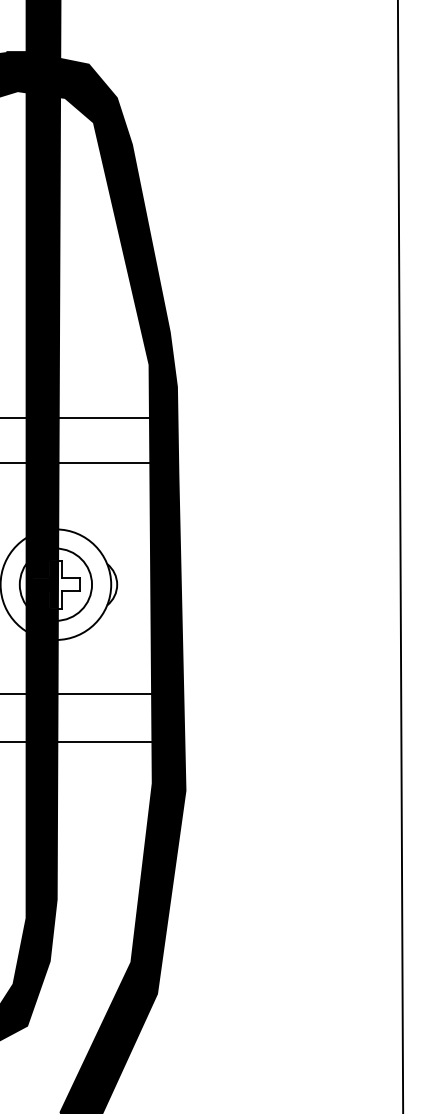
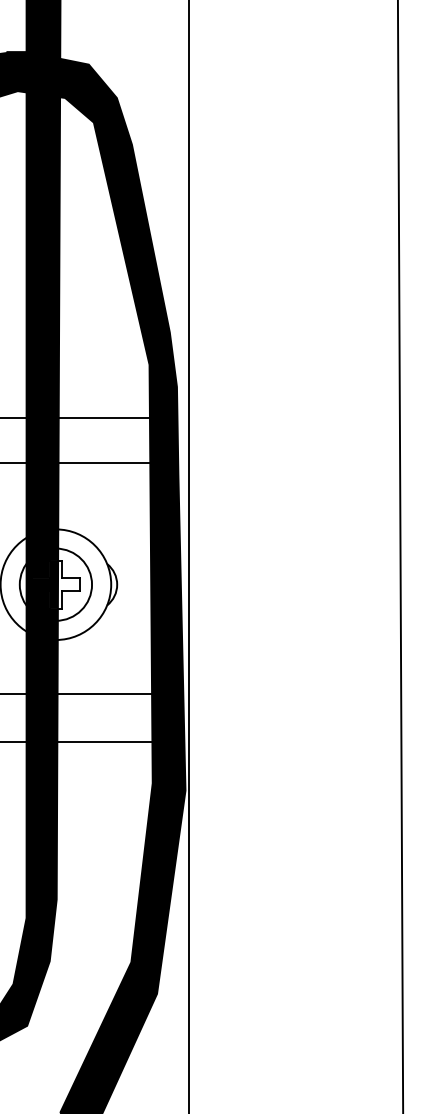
line: none -> present (188, 556)
